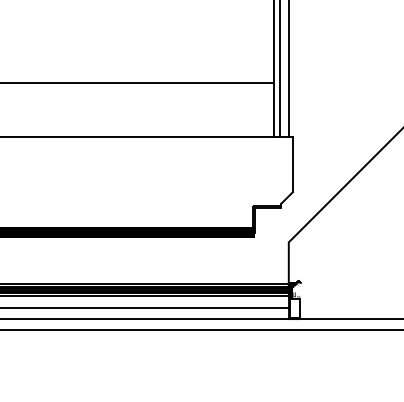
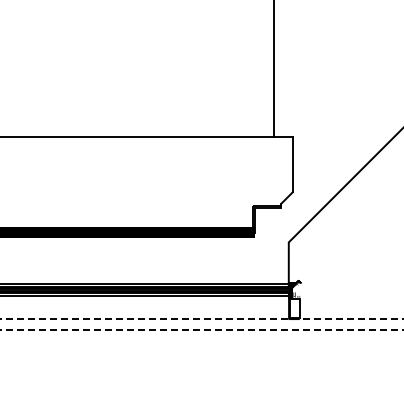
line: present -> none (280, 69)
line: present -> none (288, 69)
line: present -> none (138, 82)
line: present -> none (145, 308)
line: solid -> dashed (201, 319)
line: solid -> dashed (201, 330)
